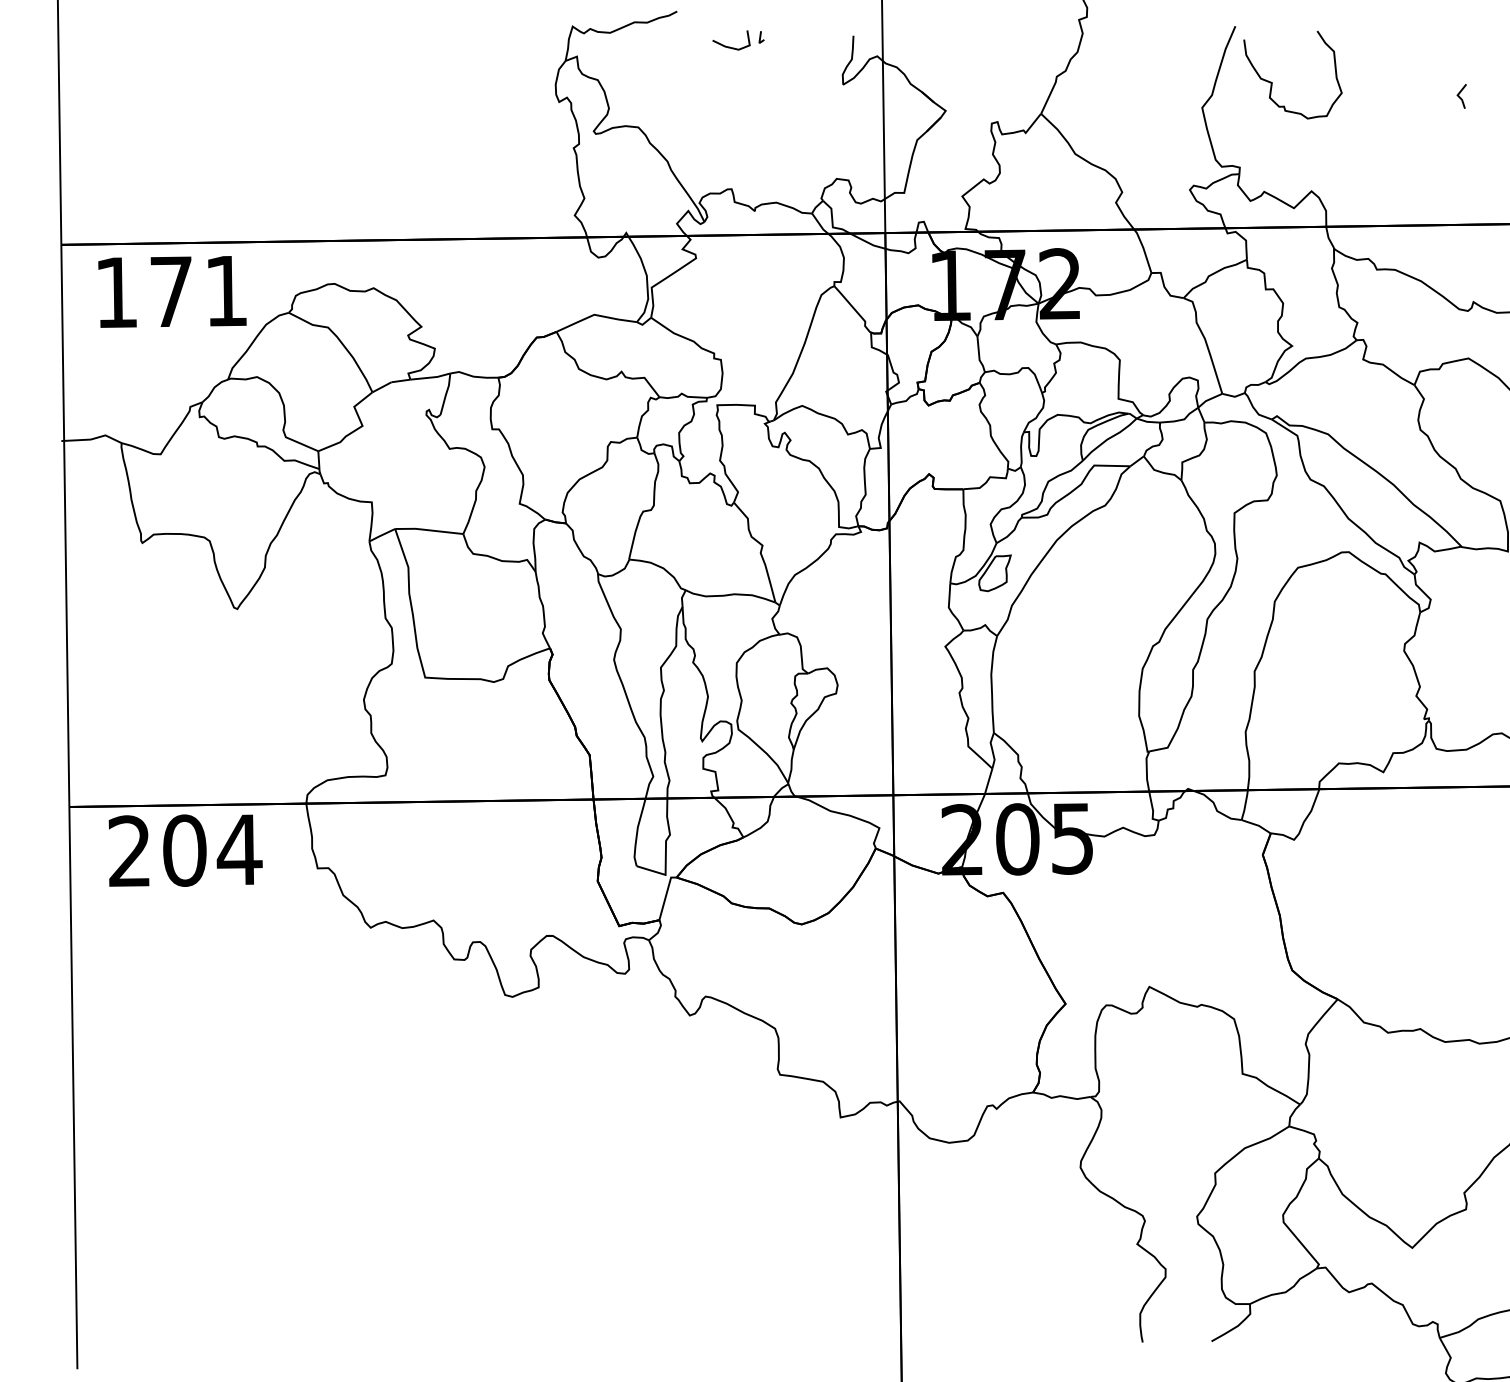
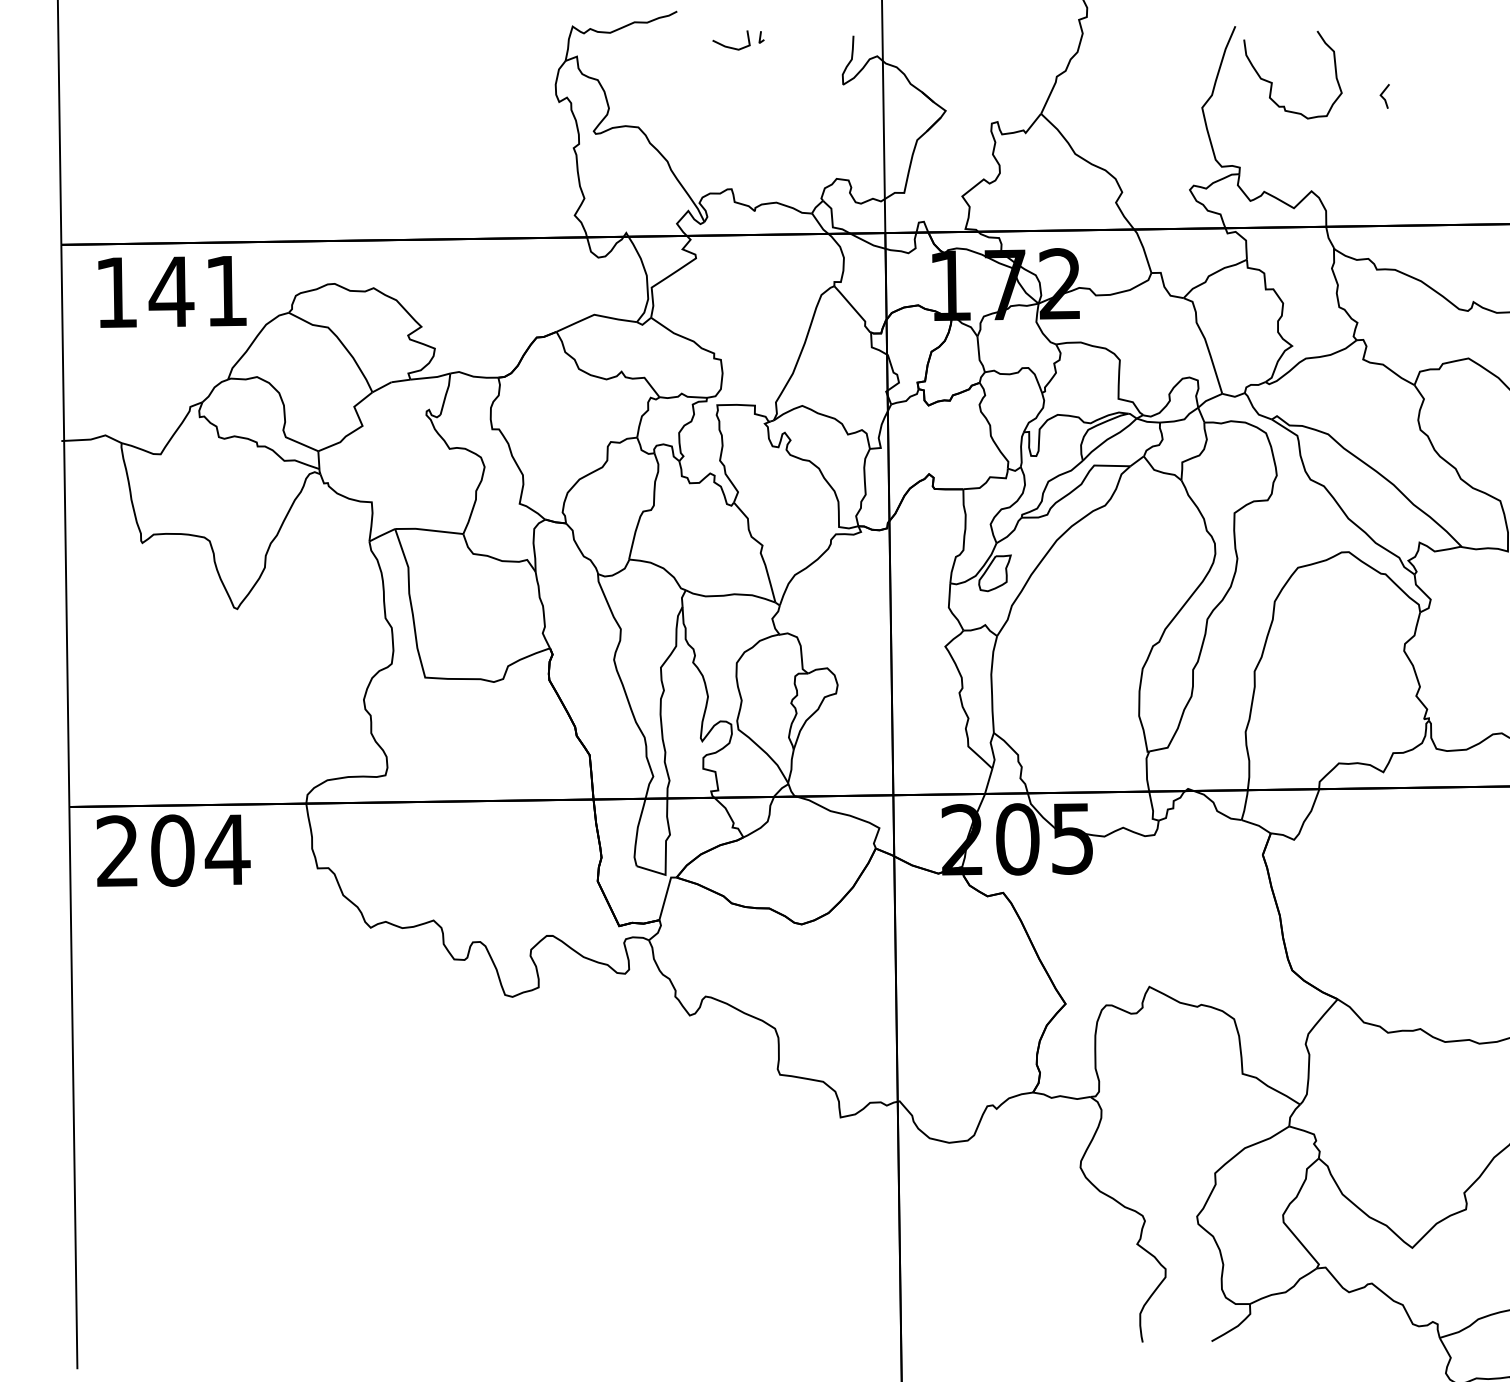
line position: (1460, 96) -> (1383, 96) (1383, 96)
text: 171 -> 141 (171, 291)
text position: (185, 850) -> (173, 850) (173, 850)
